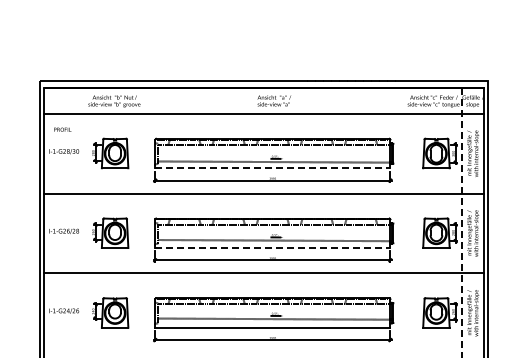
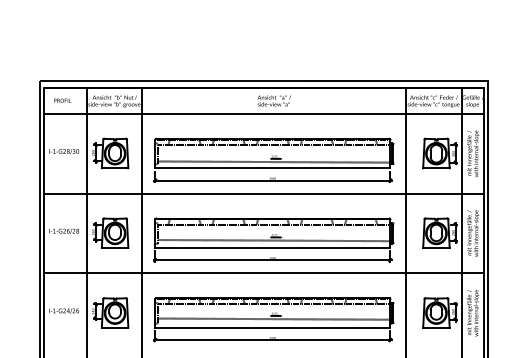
text position: (62, 129) -> (62, 100) (62, 100)
line: dashed -> solid (272, 168)
line: none -> present (86, 221)
line: none -> present (142, 221)
line: none -> present (405, 221)
line: dashed -> solid (461, 222)
line: dashed -> solid (272, 247)
